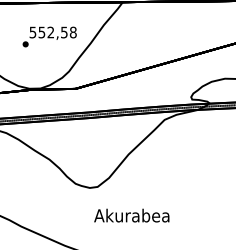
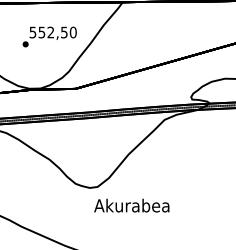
text: 552,58 -> 552,50 (72, 32)
text position: (131, 215) -> (131, 205) (131, 205)
